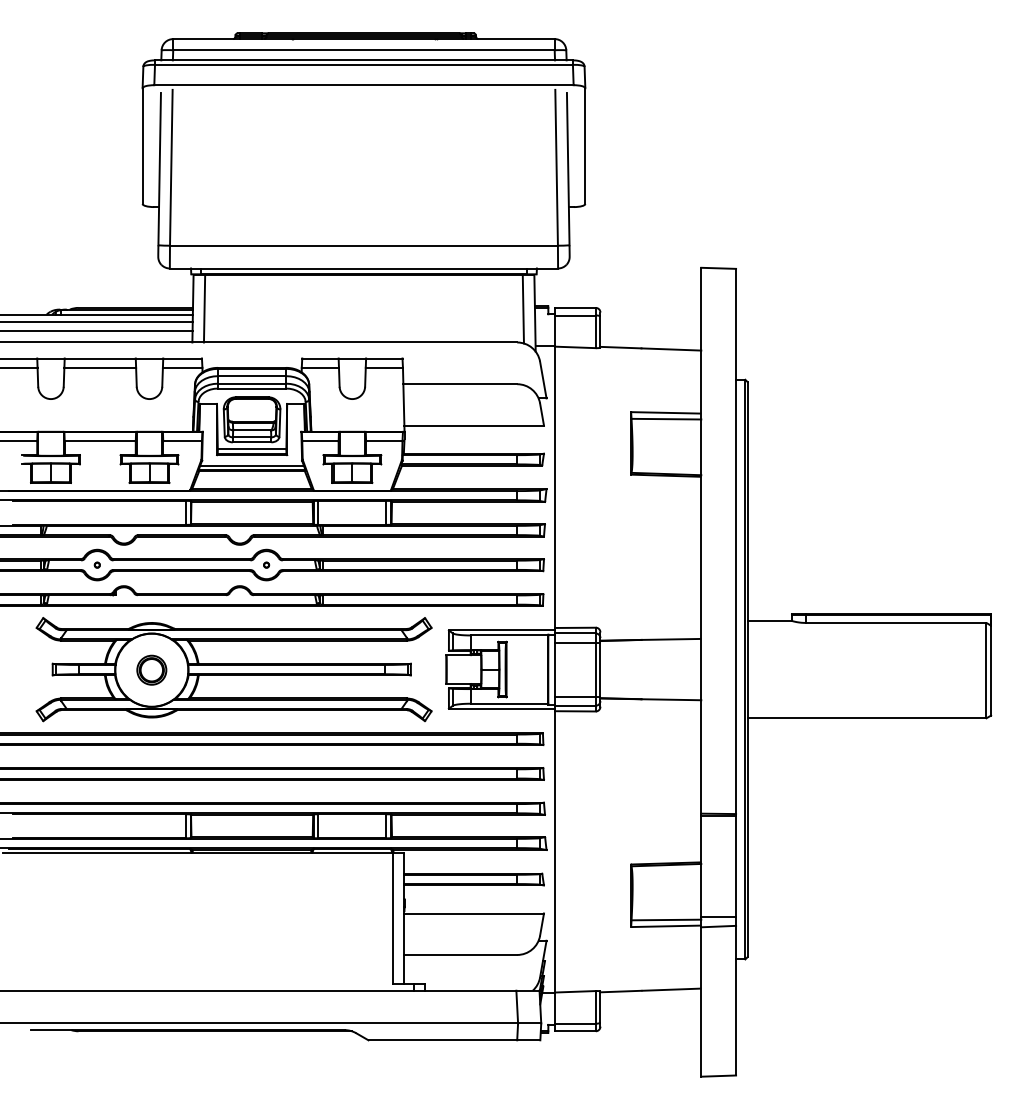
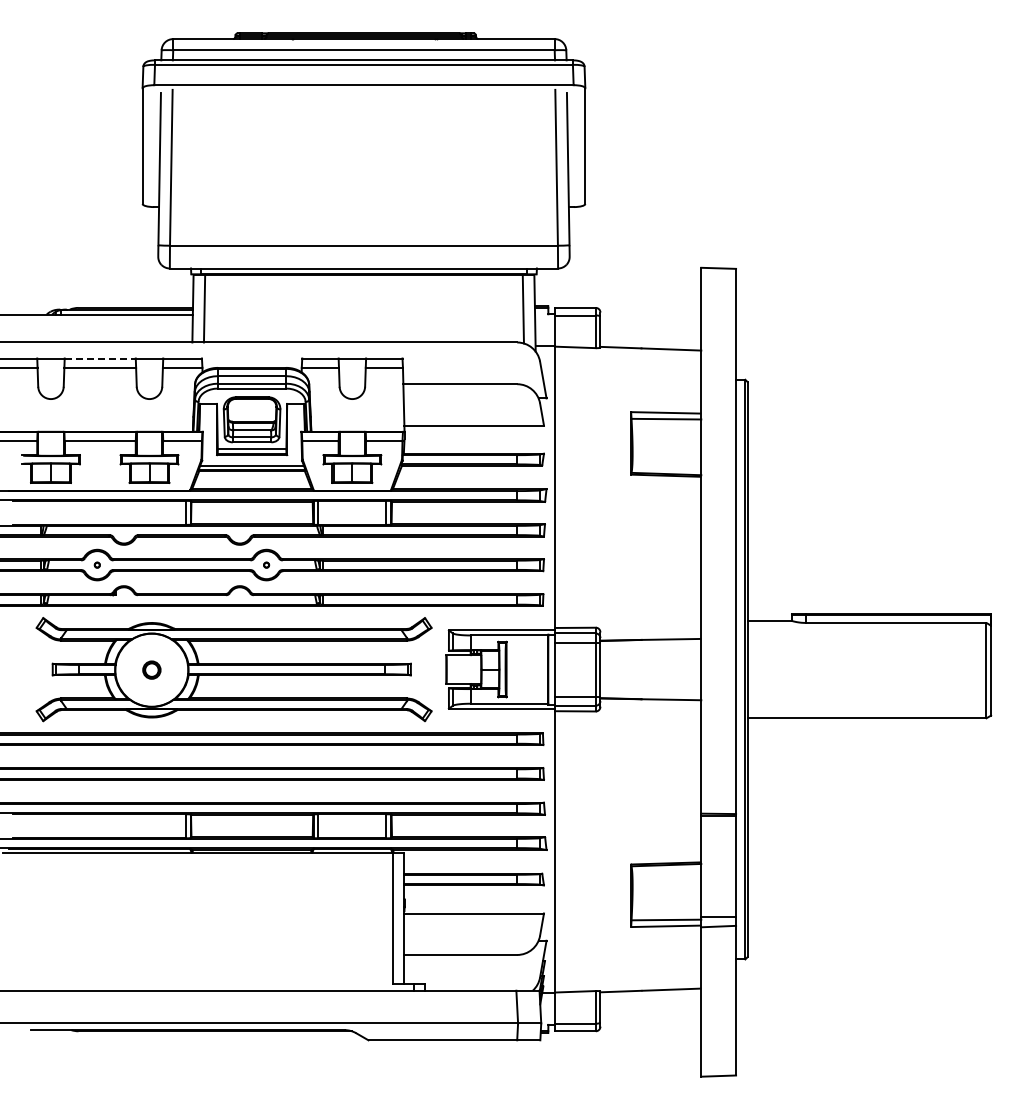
line: present -> none (97, 321)
line: present -> none (97, 330)
line: solid -> dashed (100, 358)
part size: 32x32 px -> 20x20 px (151, 669)
